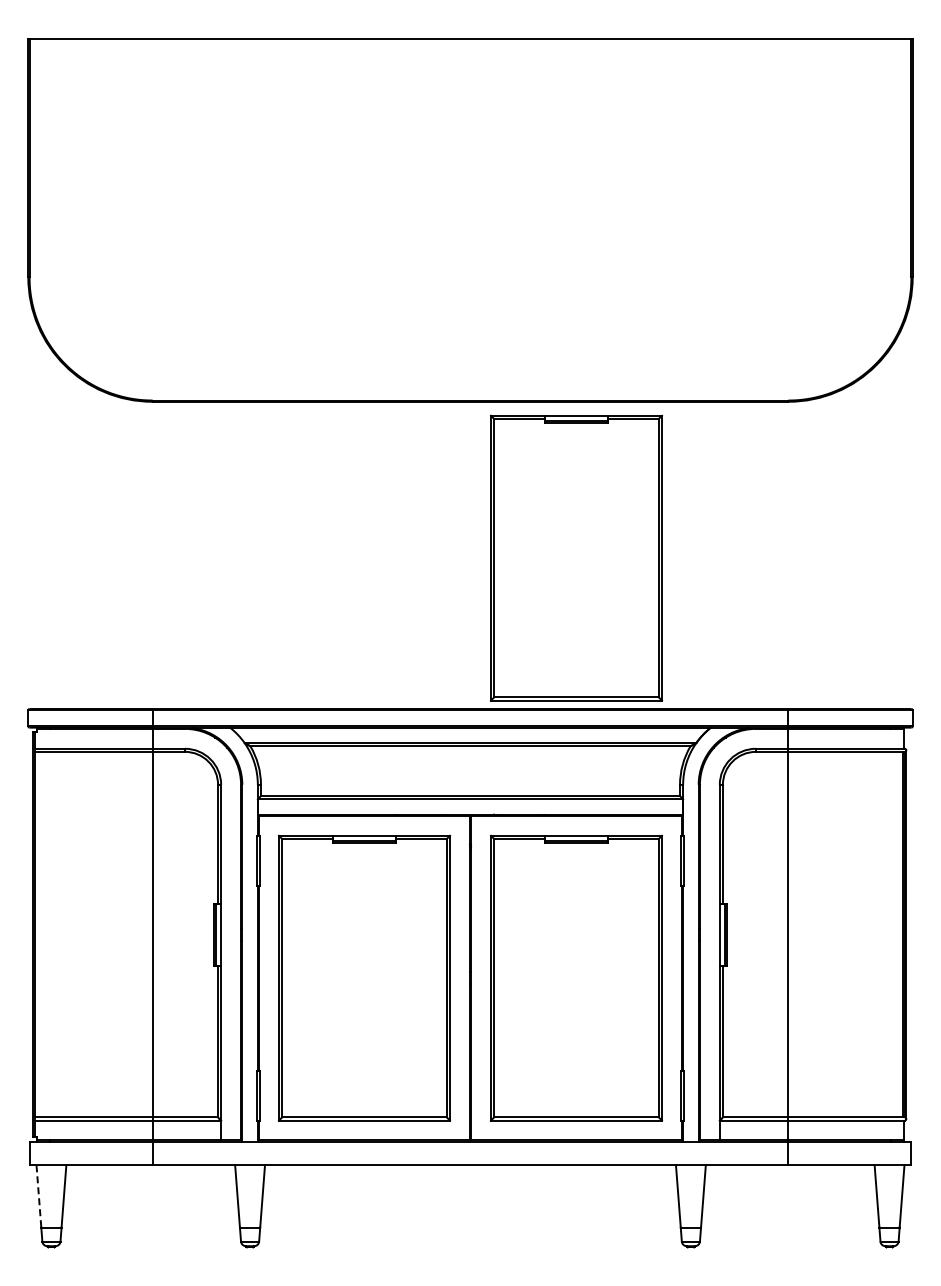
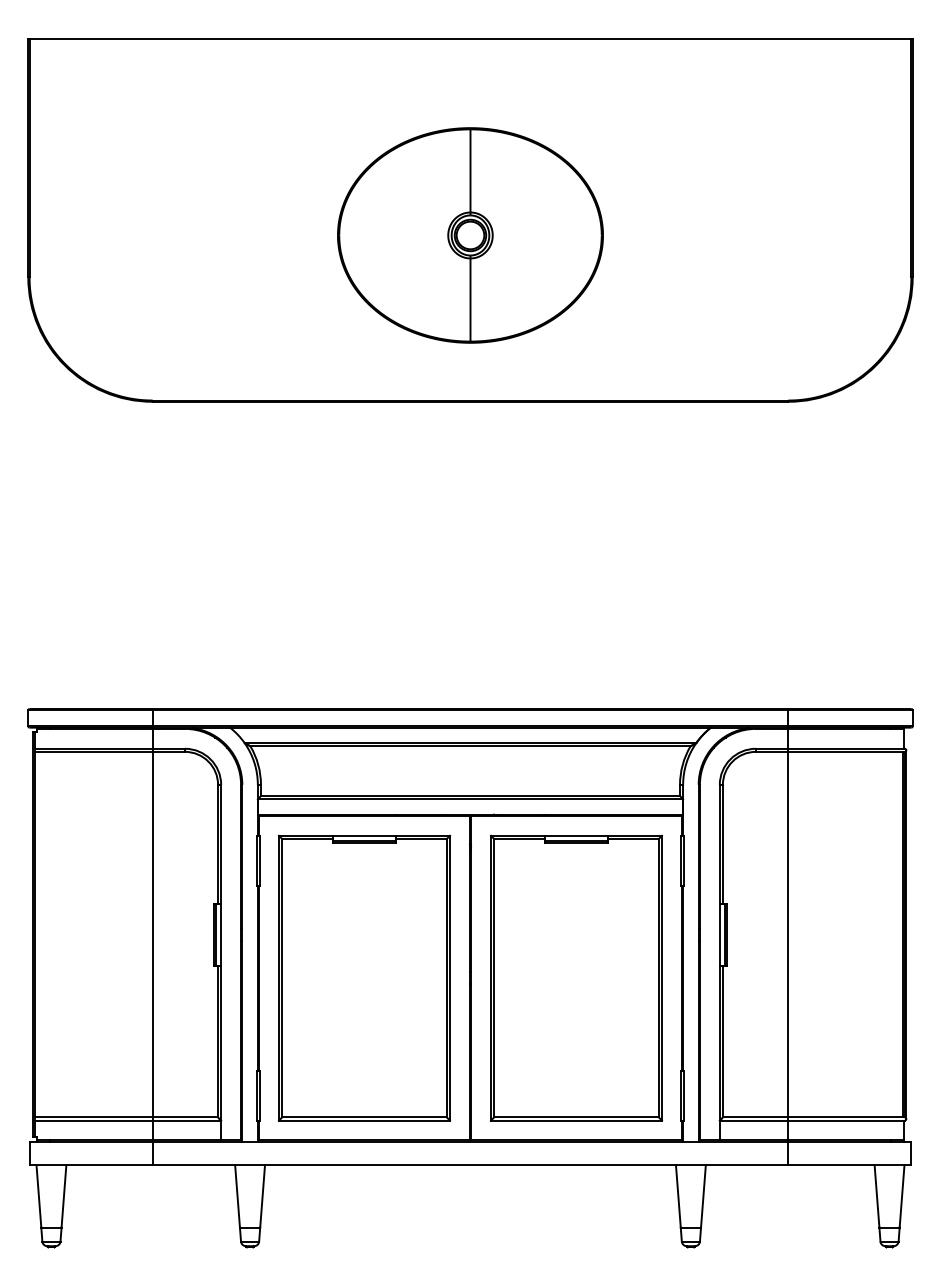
part: none -> present (470, 235)
part: present -> none (576, 557)
line: dashed -> solid (38, 1196)
